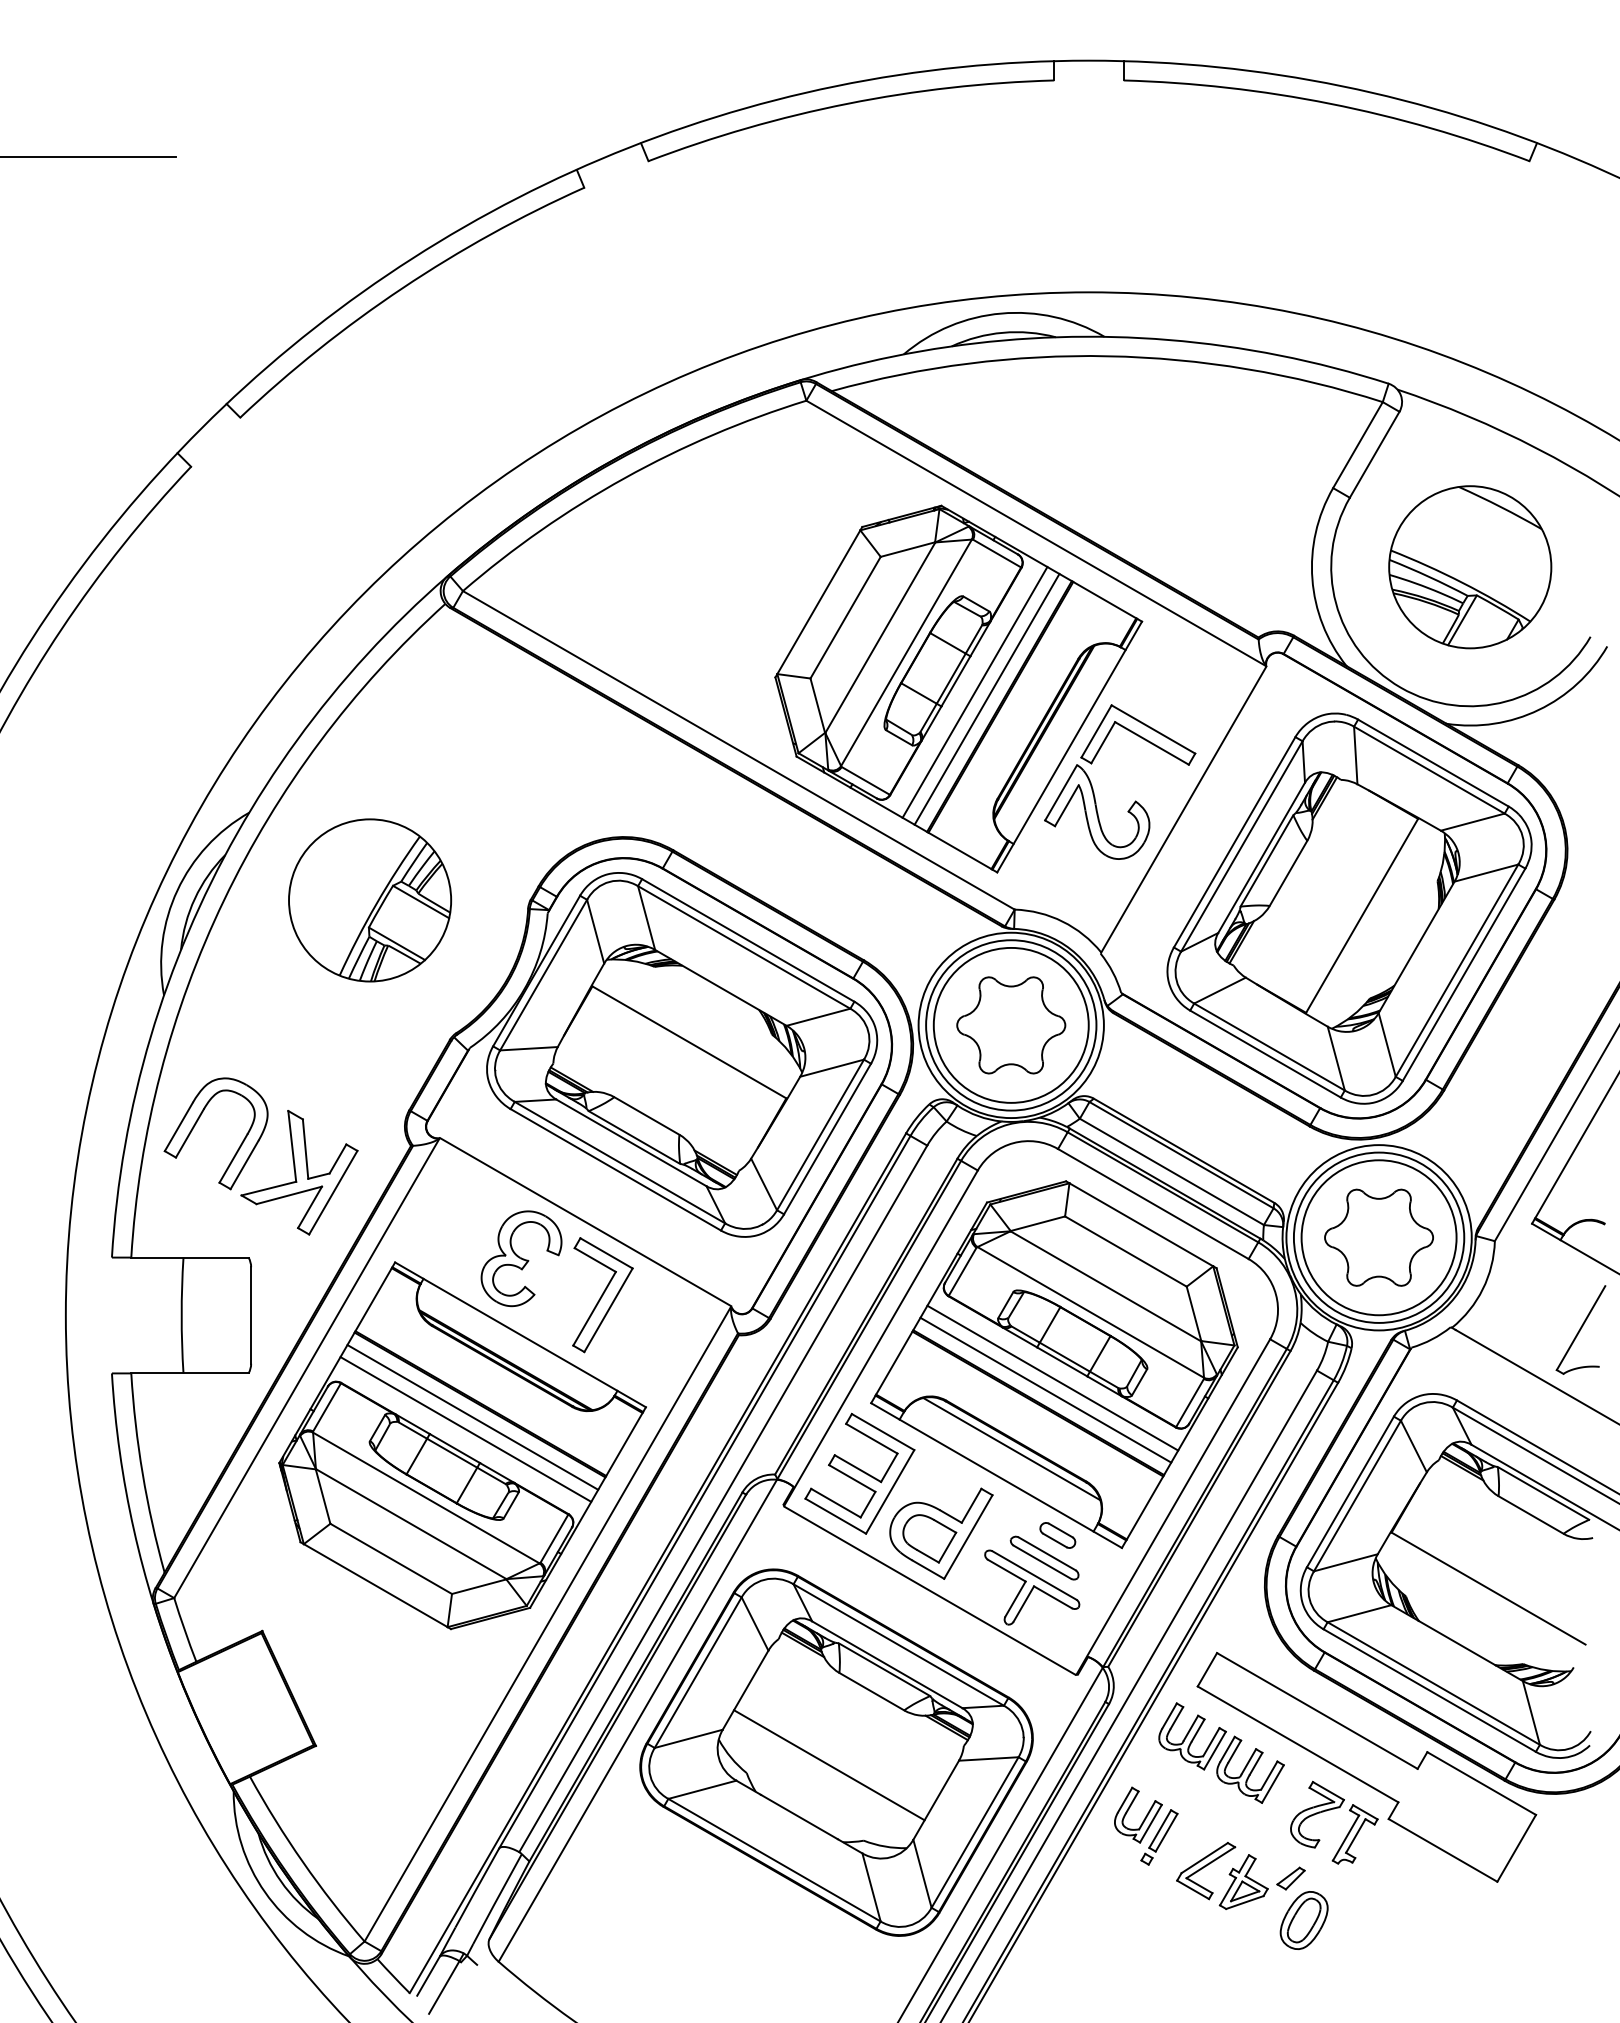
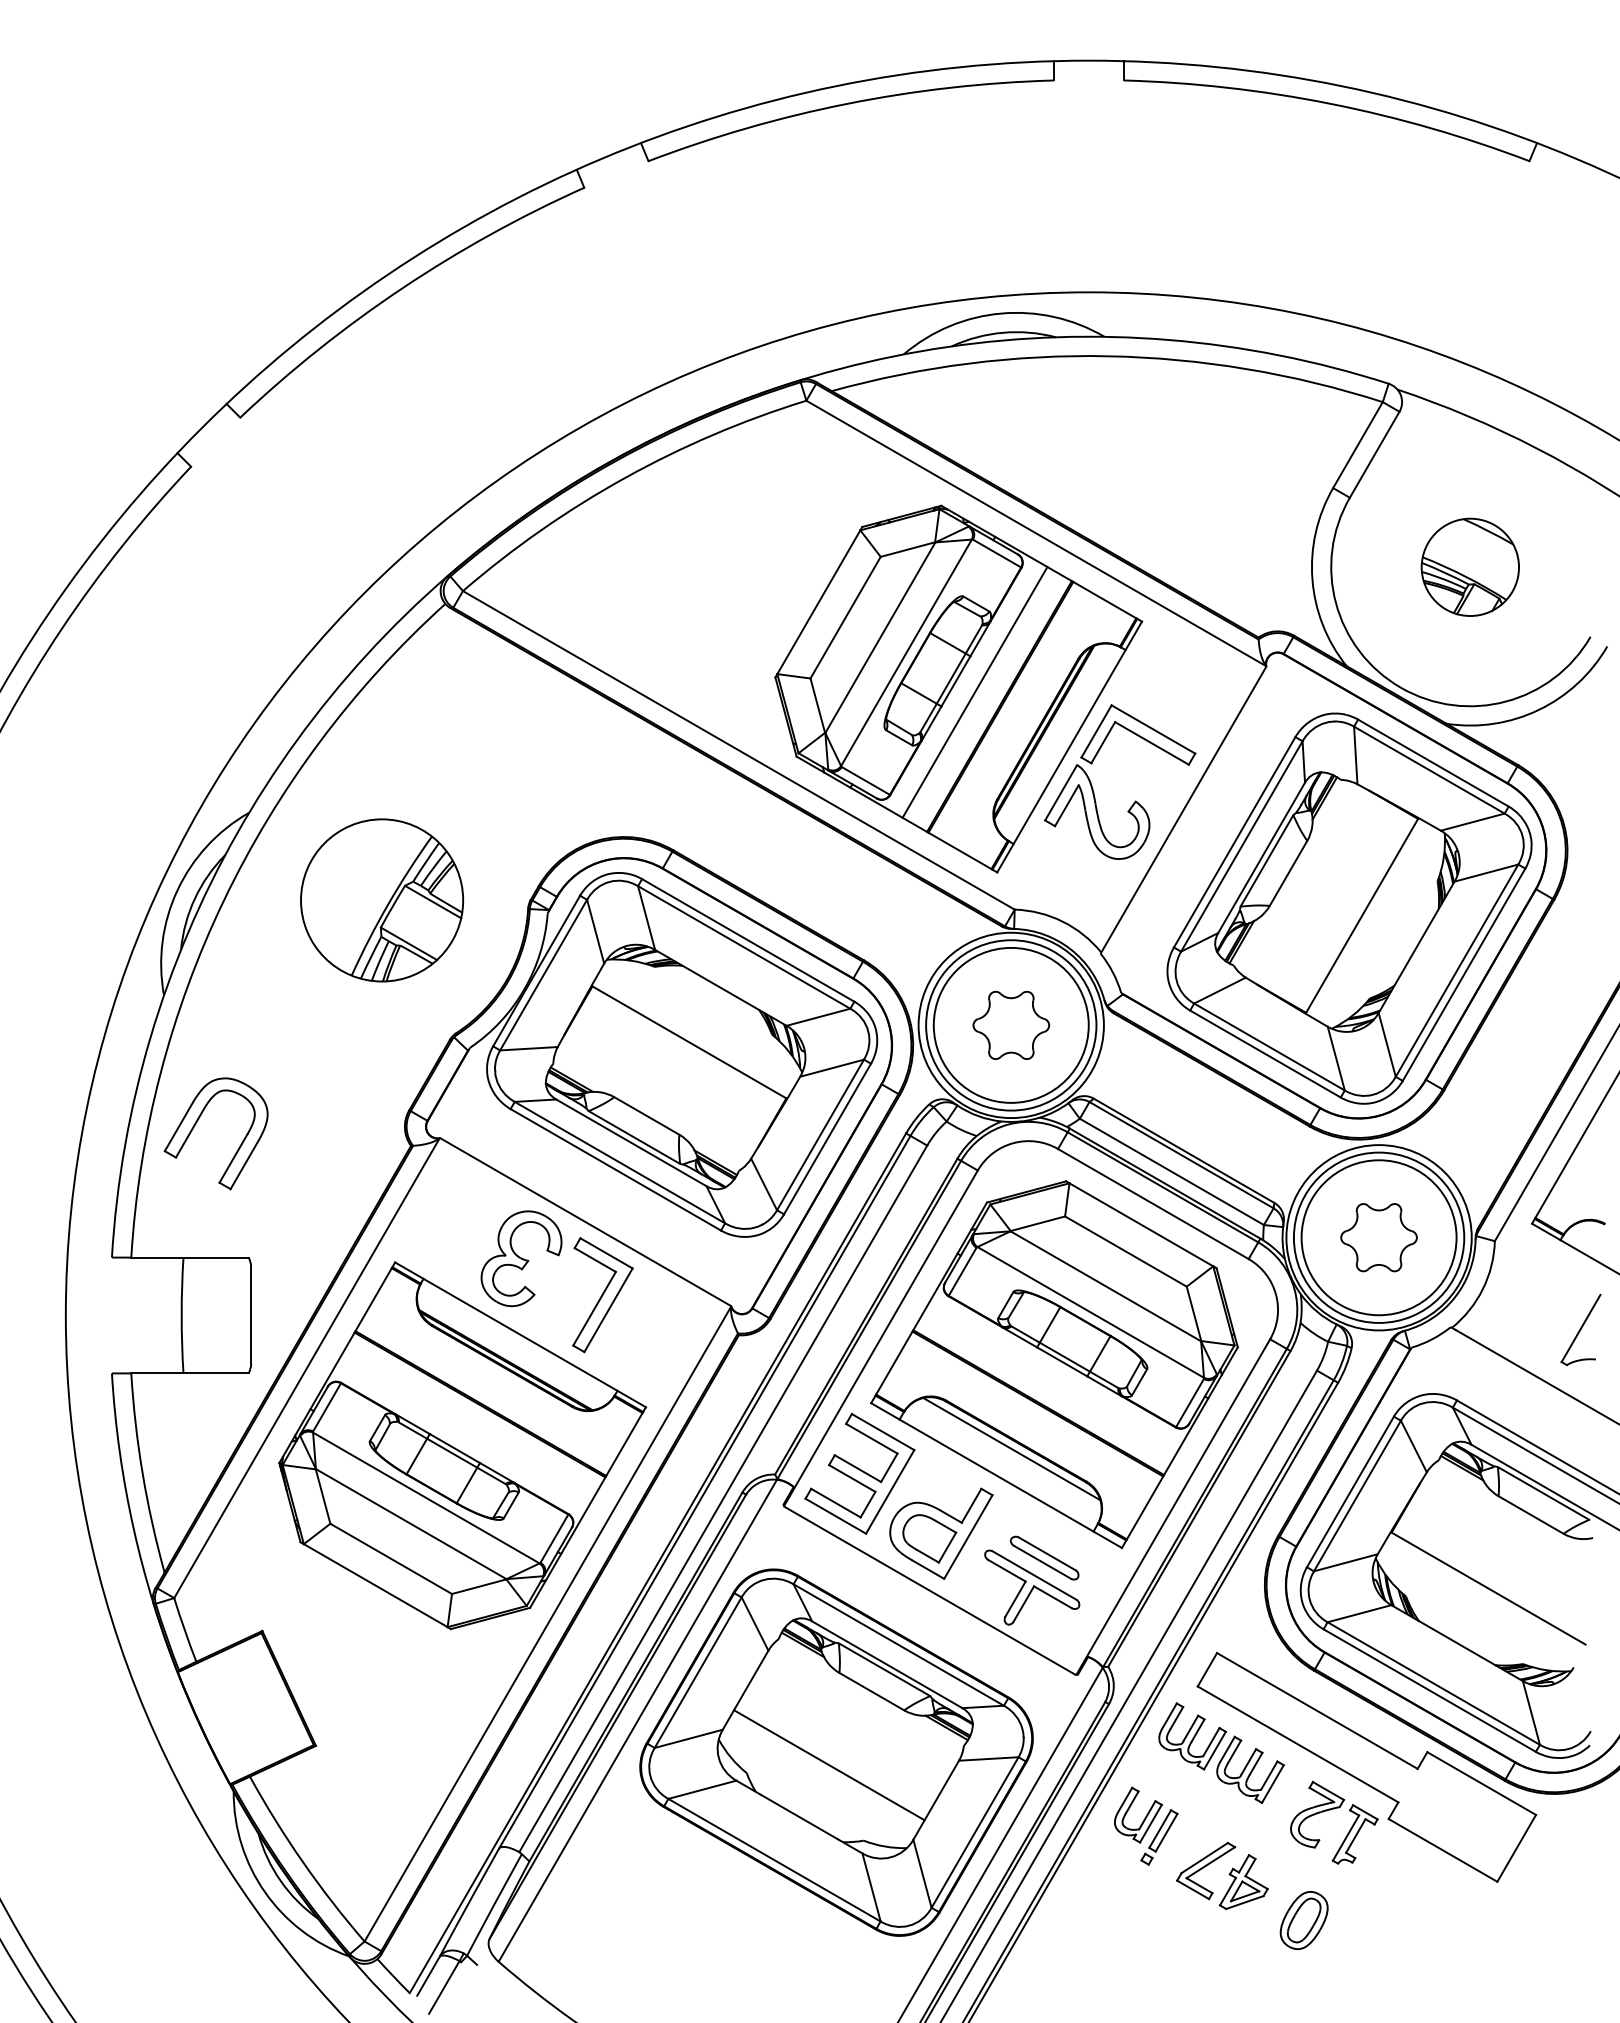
line: present -> none (88, 157)
part size: 165x165 px -> 100x100 px (1469, 566)
line: present -> none (986, 698)
part position: (370, 900) -> (382, 900) (382, 900)
part size: 111x99 px -> 79x70 px (1011, 1024)
part: present -> none (299, 1172)
part size: 110x99 px -> 78x70 px (1378, 1237)
part size: 52x90 px -> 42x74 px (1580, 1329)
line: present -> none (1052, 1377)
line: present -> none (1045, 1389)
line: present -> none (472, 1417)
line: present -> none (465, 1429)
part: present -> none (1057, 1535)
part: present -> none (1290, 1878)
